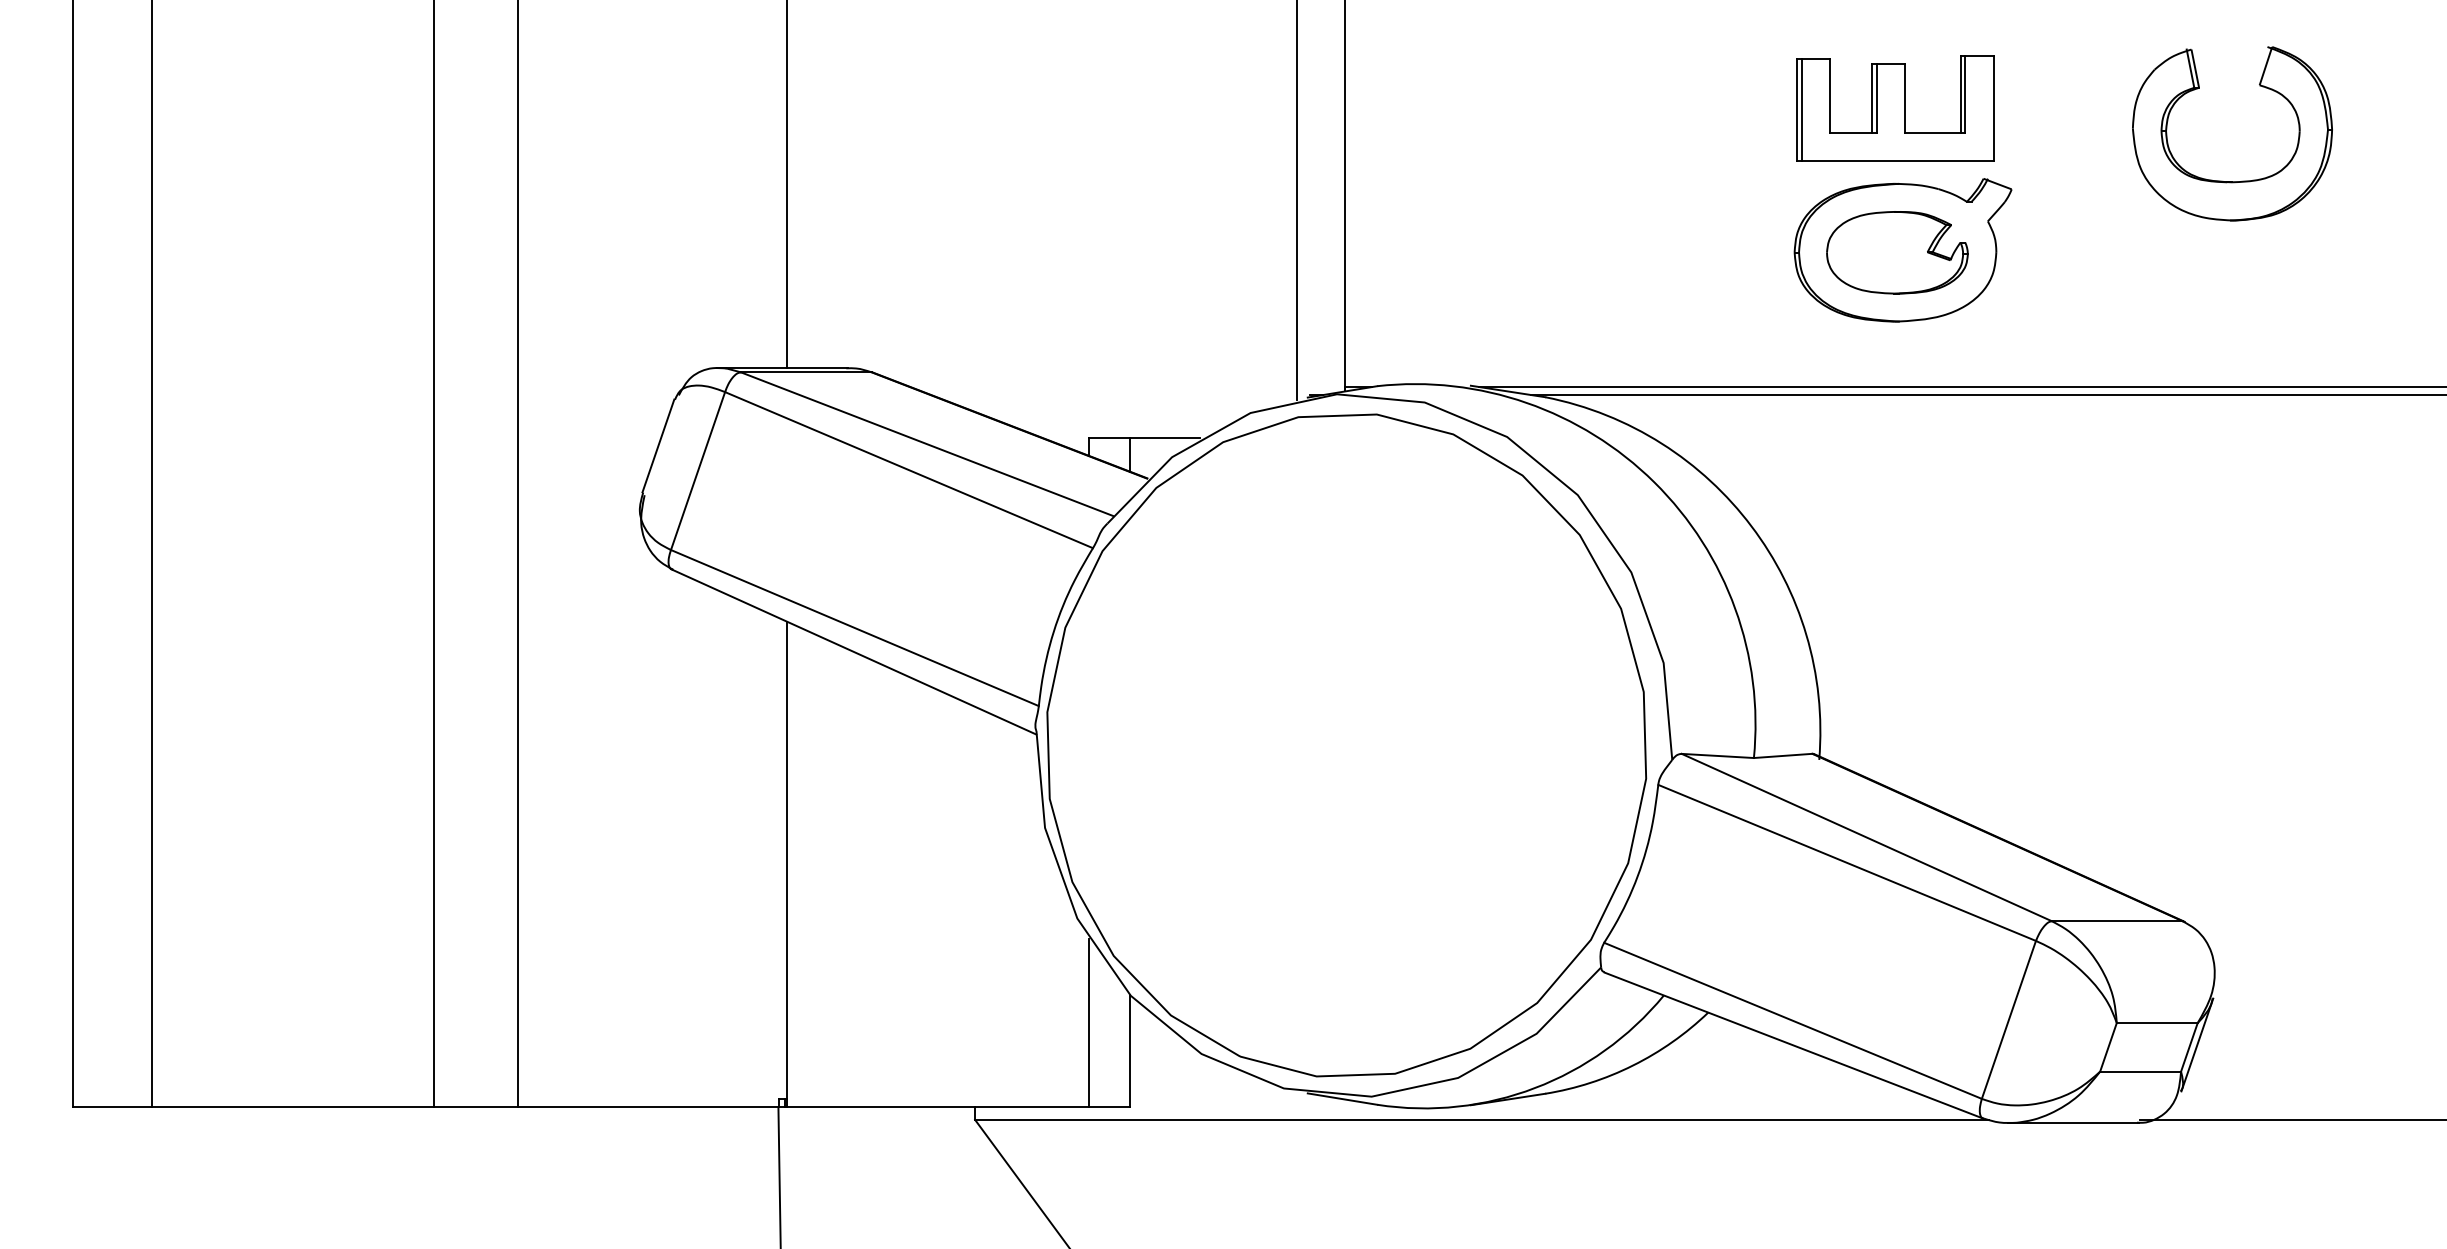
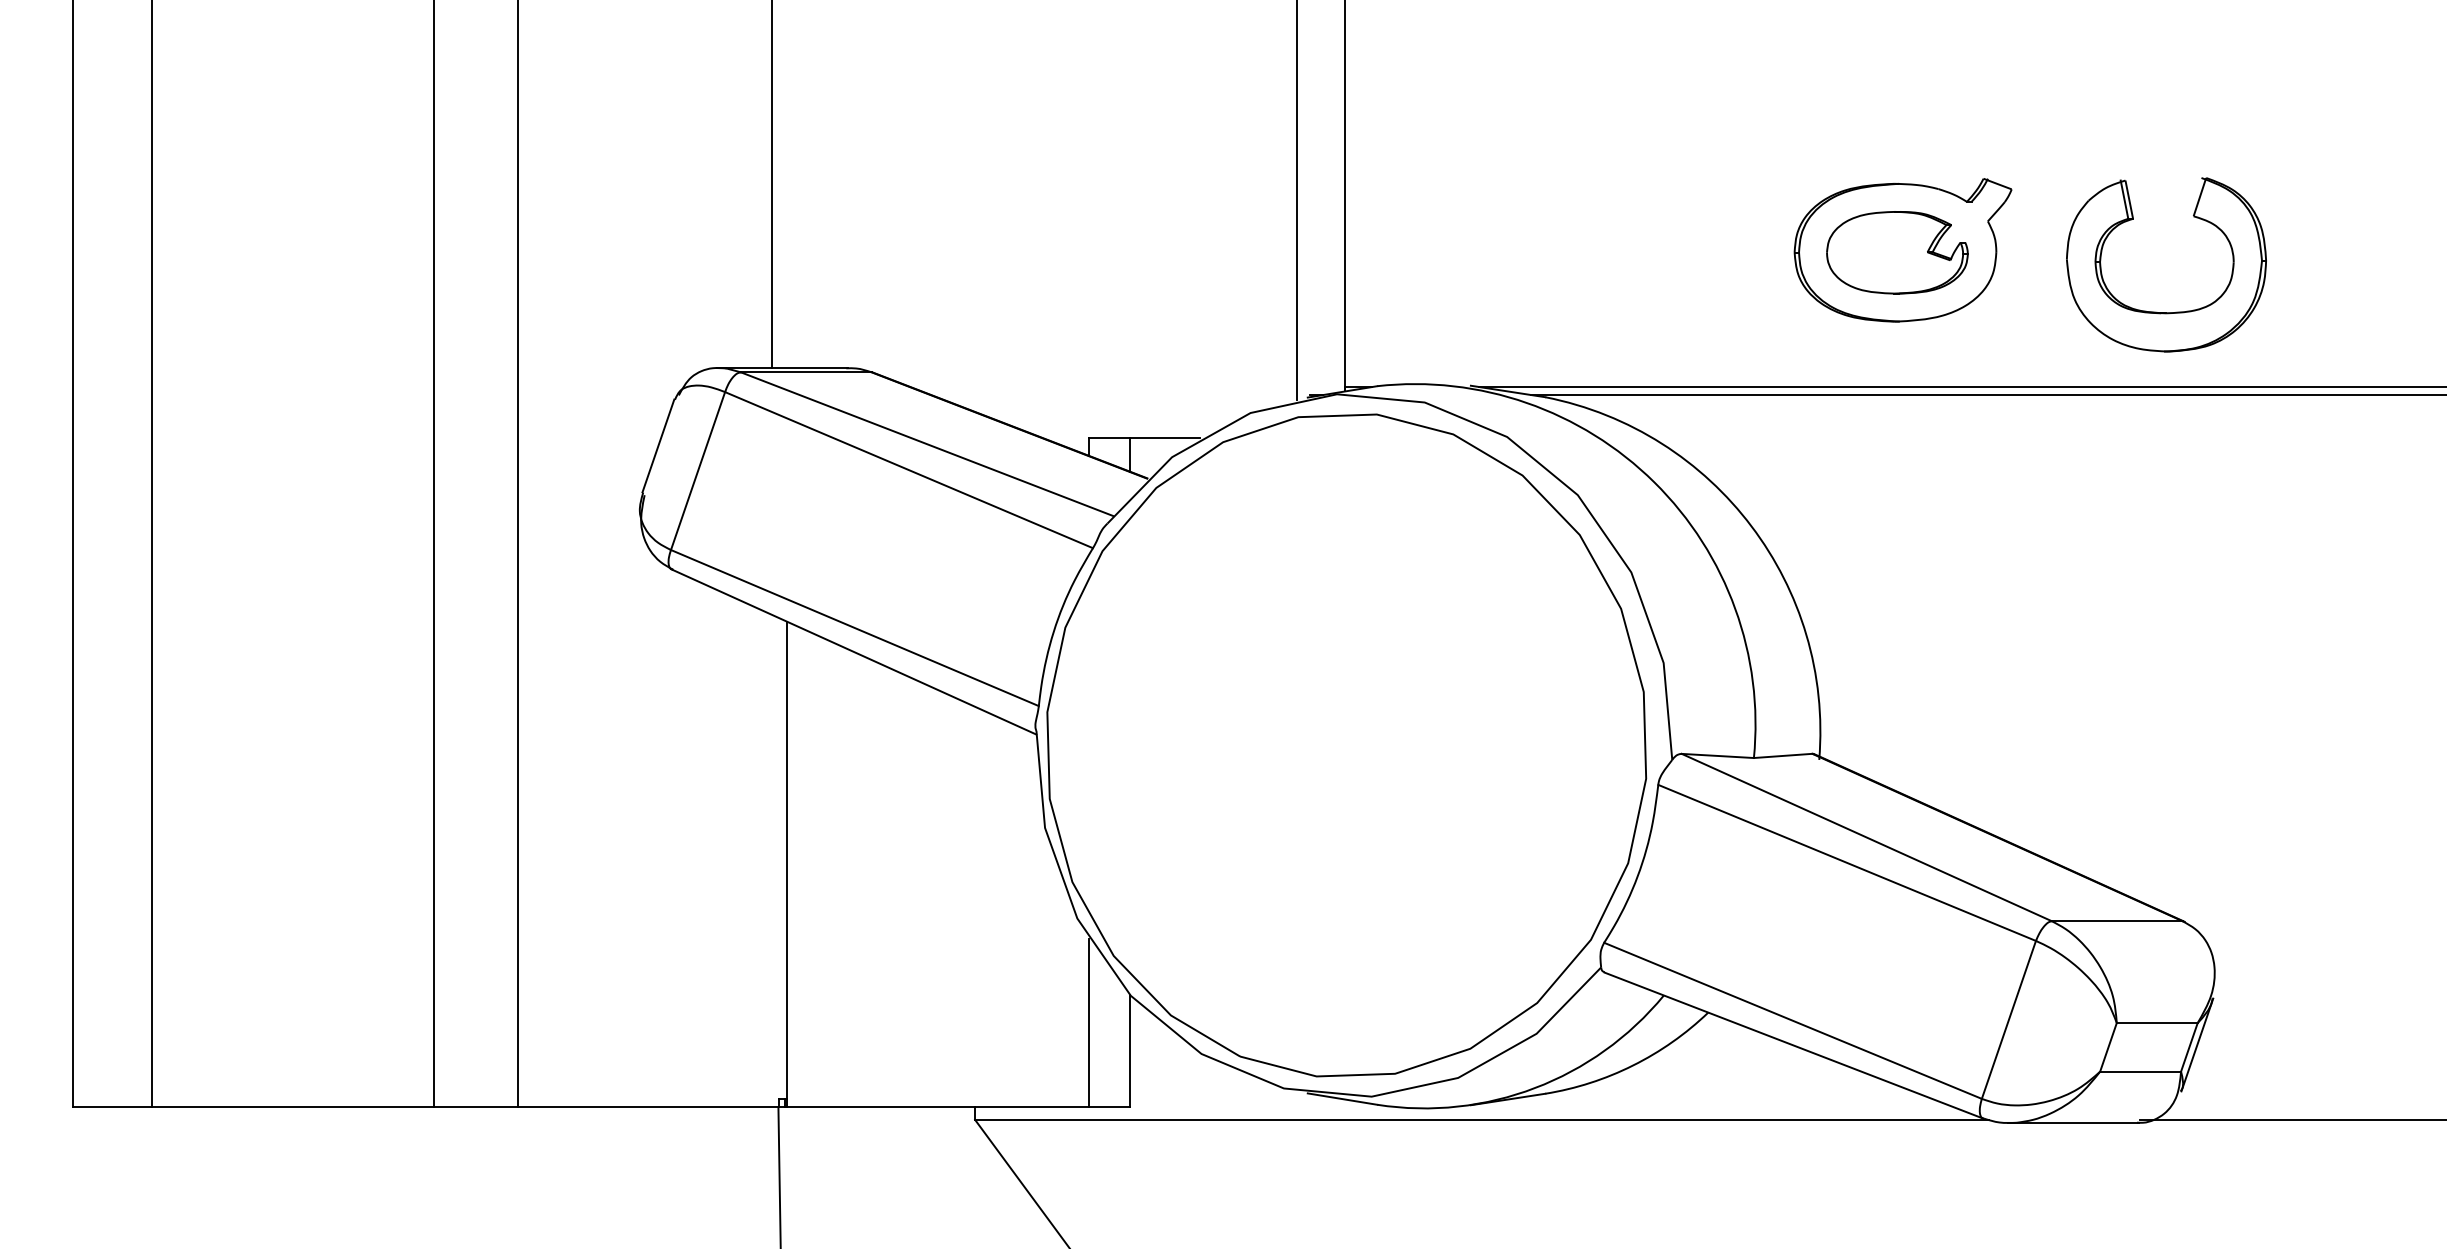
part: present -> none (1895, 108)
part position: (2232, 181) -> (2166, 312) (2166, 312)
line position: (787, 184) -> (772, 184) (772, 184)
